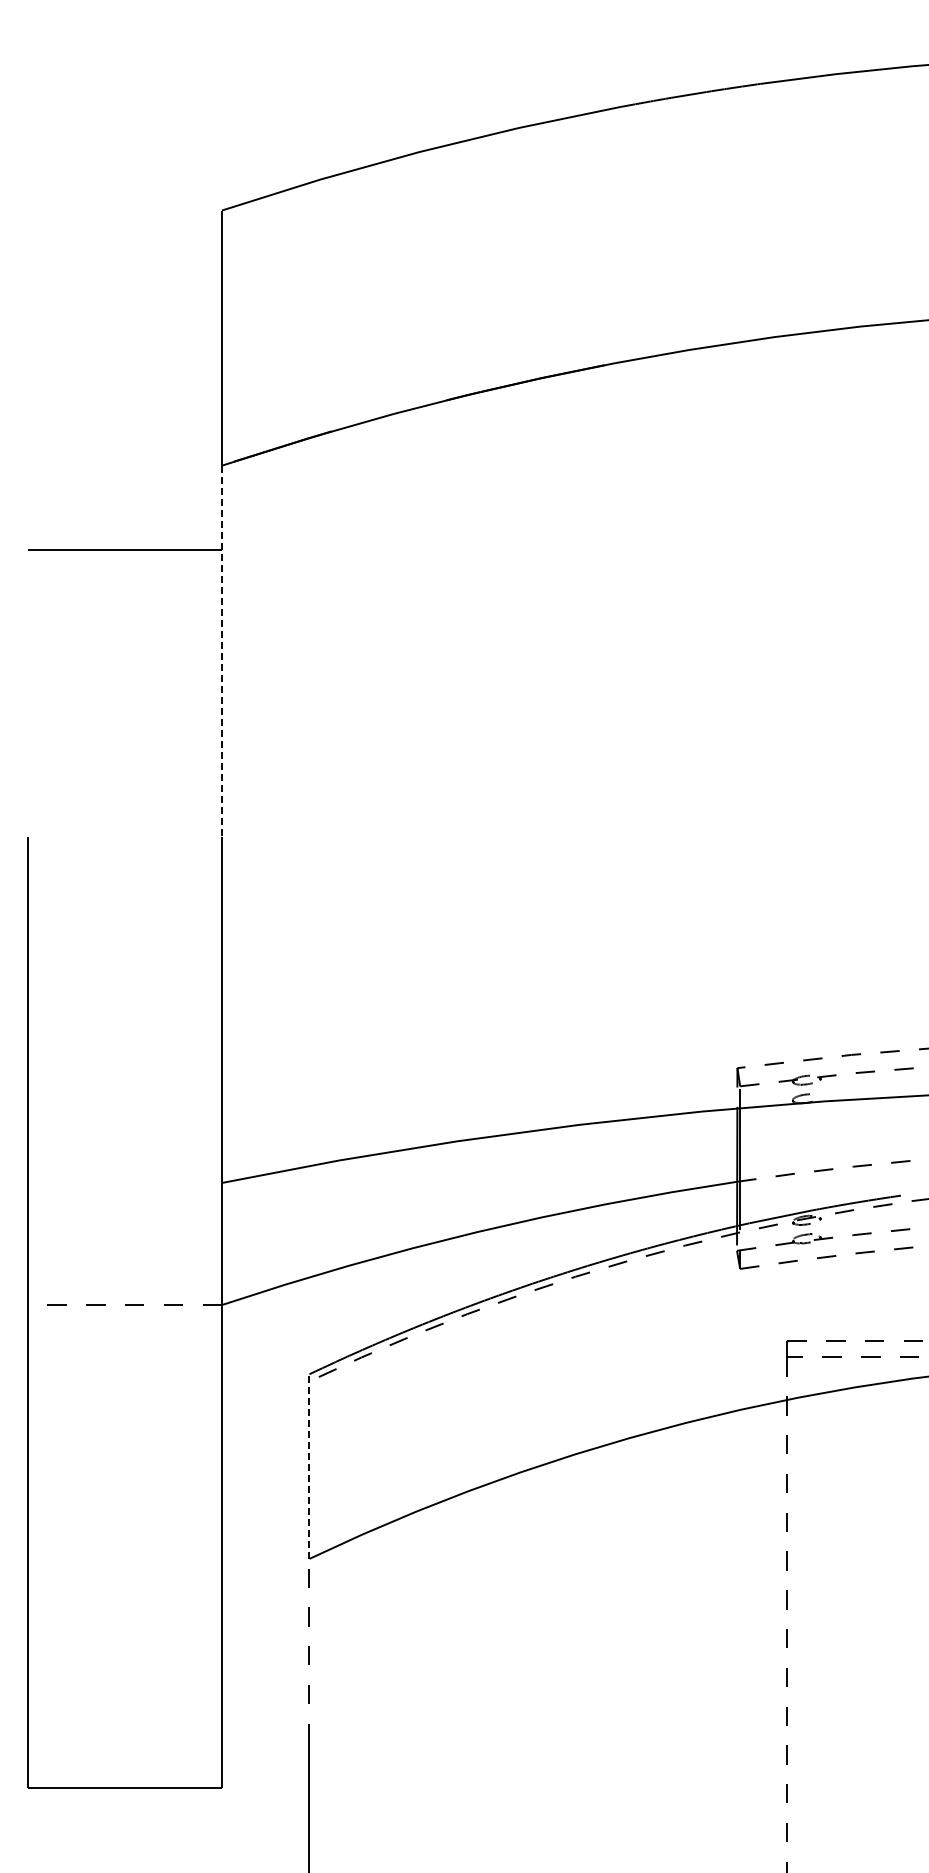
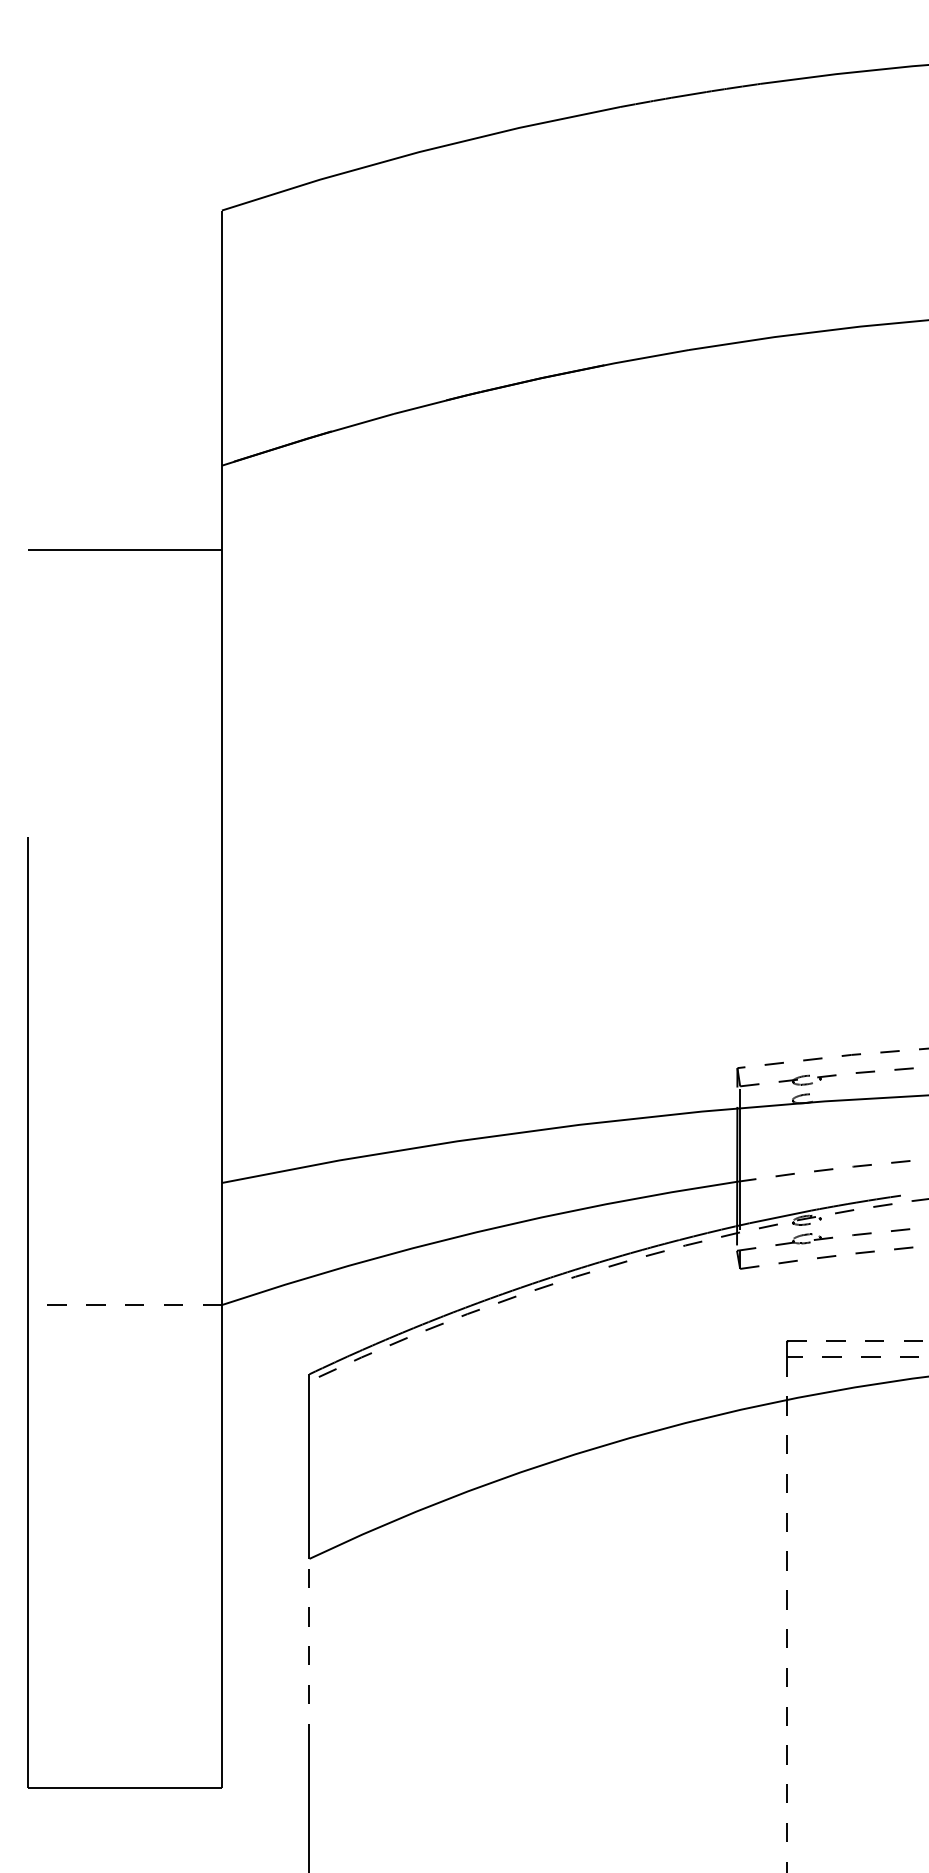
line: dashed -> solid (221, 651)
line: dashed -> solid (309, 1466)
